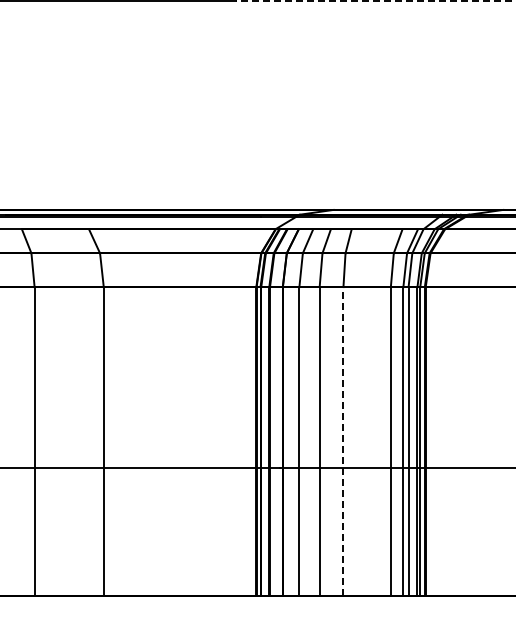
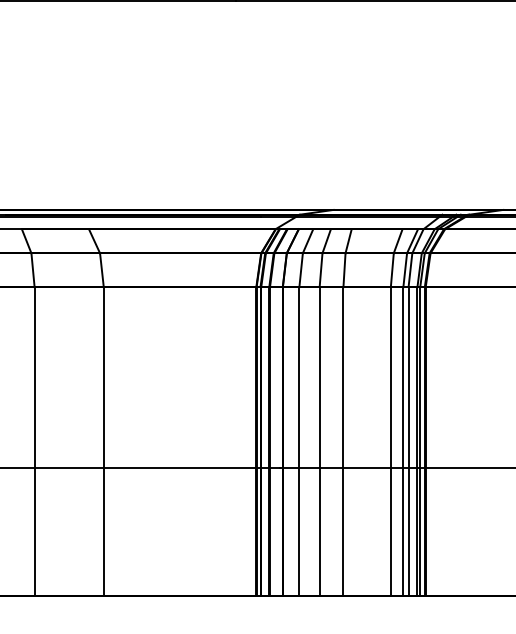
line: dashed -> solid (375, 0)
line: dashed -> solid (343, 440)
